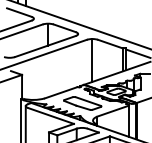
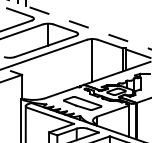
line: solid -> dashed (79, 24)
